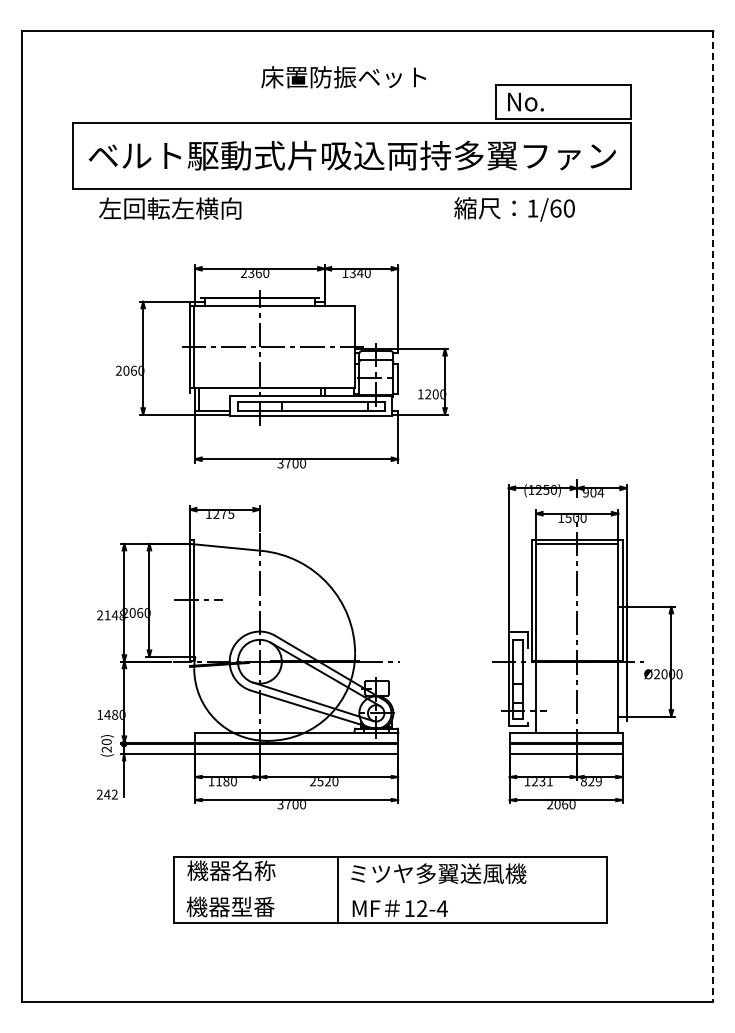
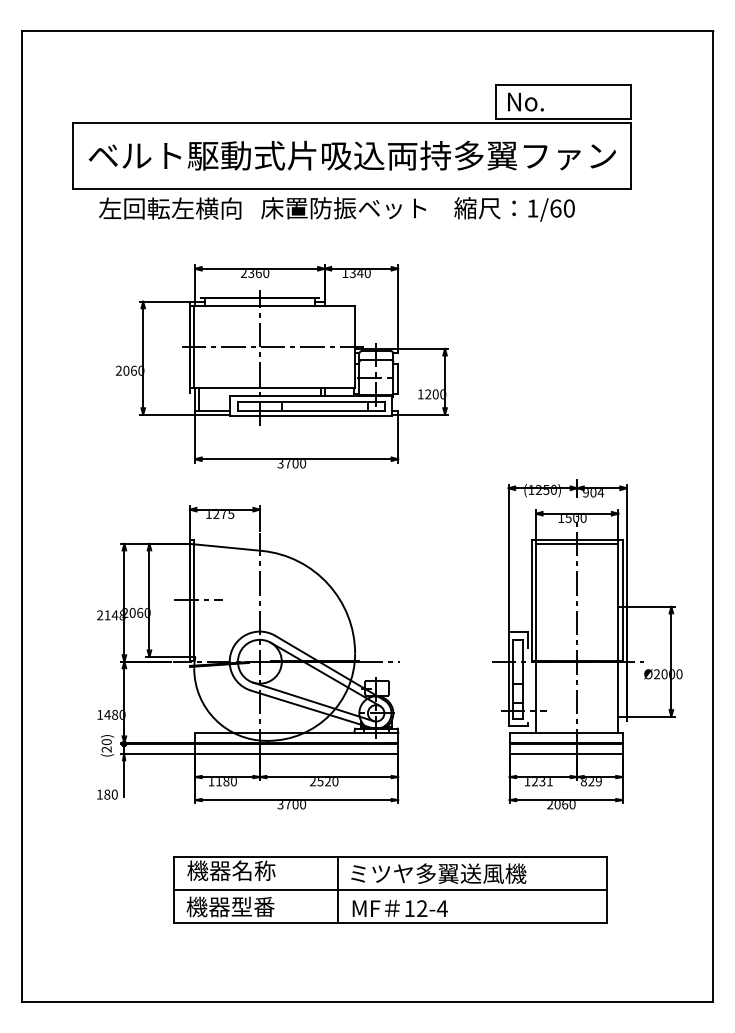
text position: (343, 77) -> (343, 208) (343, 208)
line: dashed -> solid (713, 516)
text: 242 -> 180 (106, 794)
line: none -> present (390, 889)
